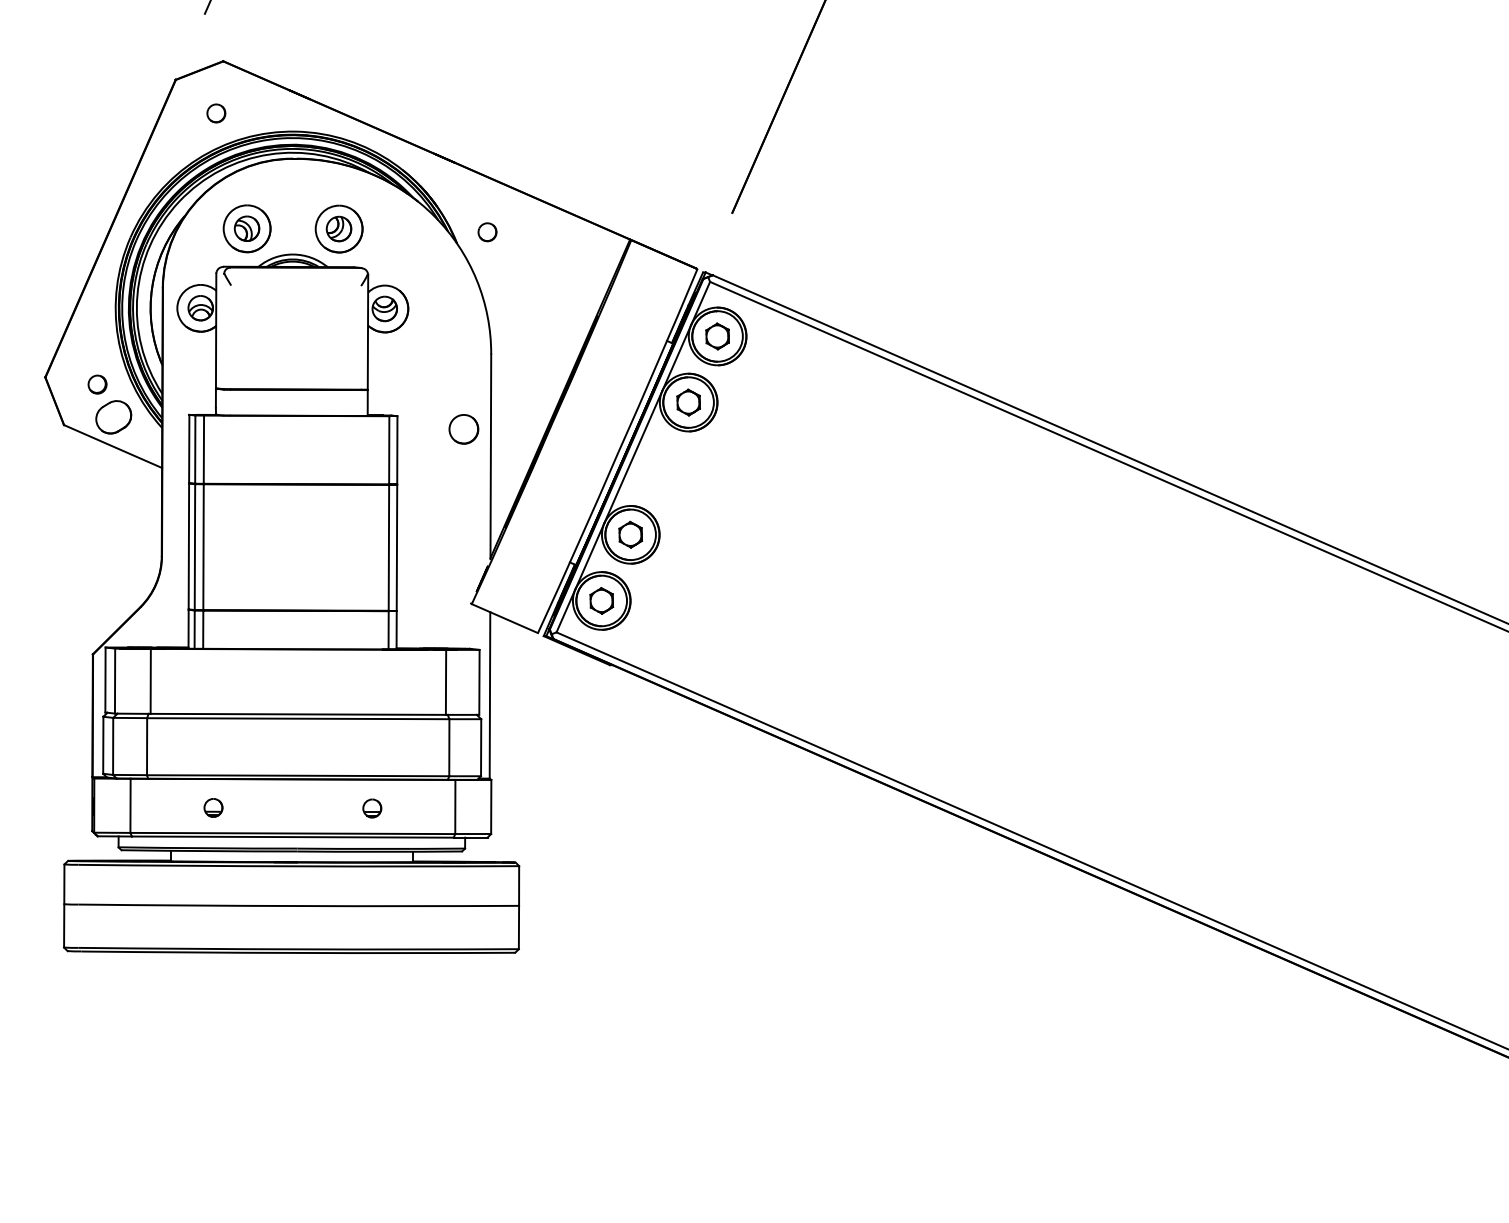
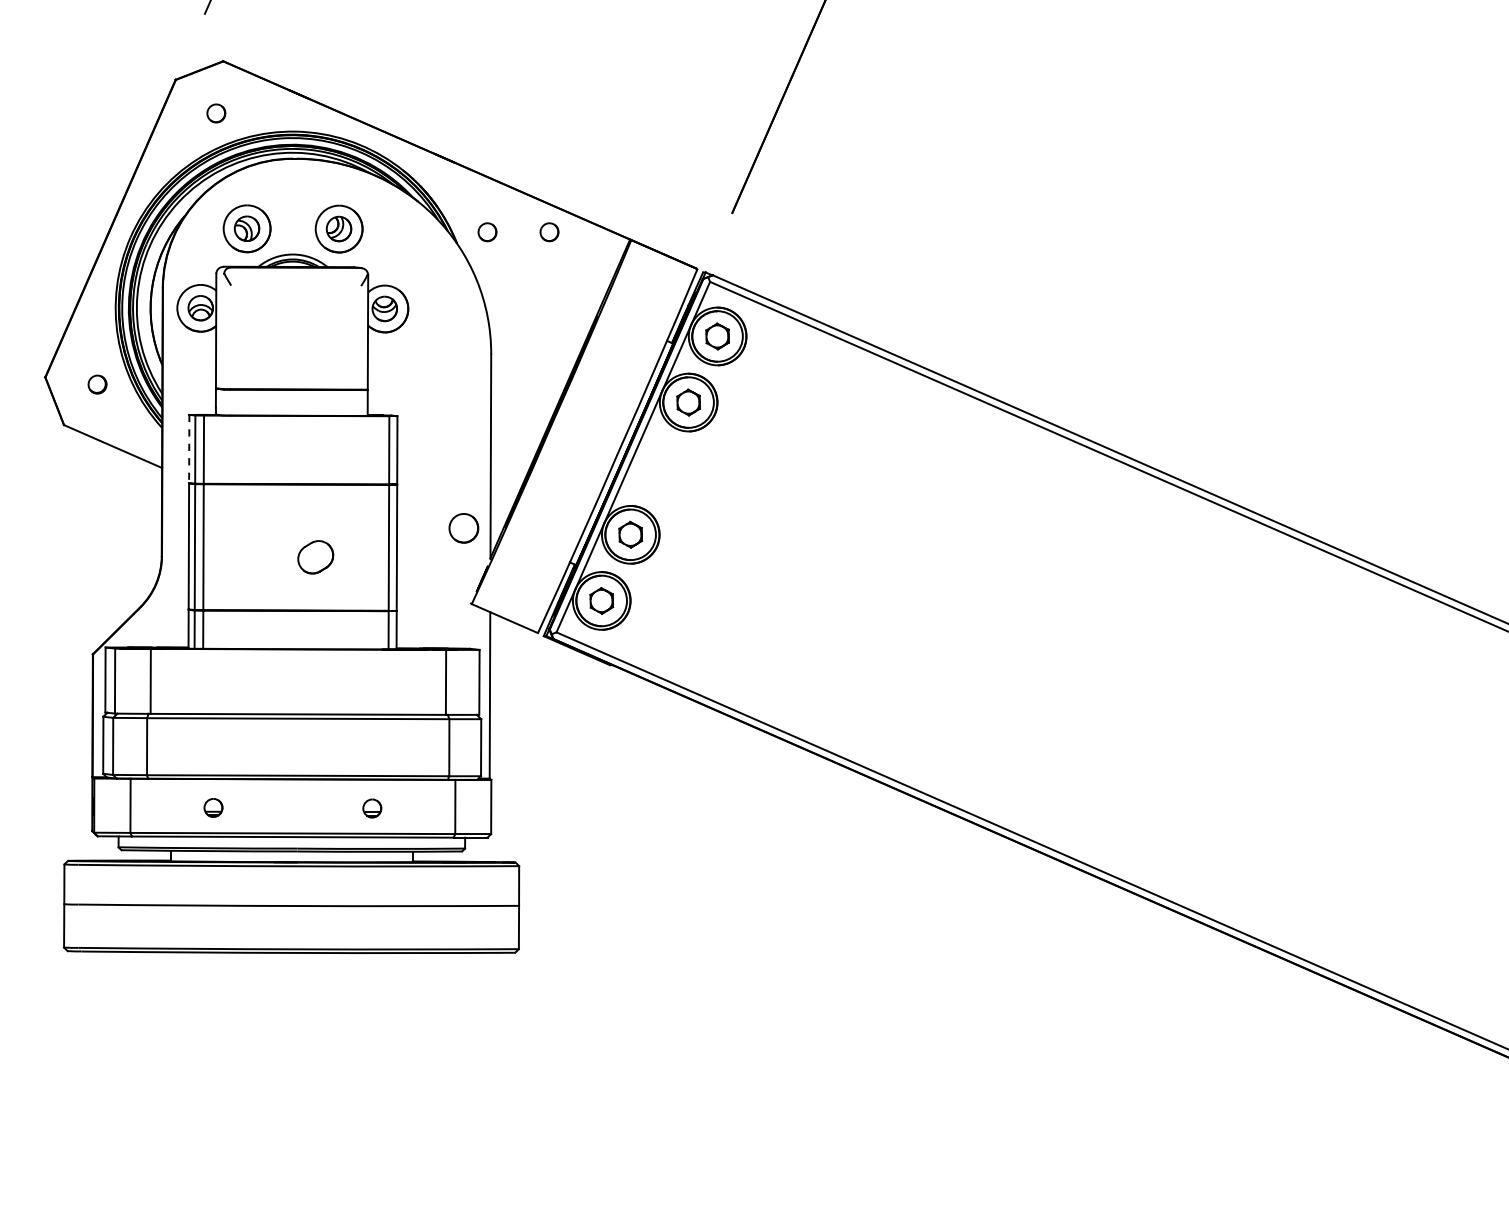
part: none -> present (549, 232)
part position: (113, 417) -> (315, 557) (315, 557)
part position: (463, 429) -> (463, 528) (463, 528)
line: solid -> dashed (189, 449)
